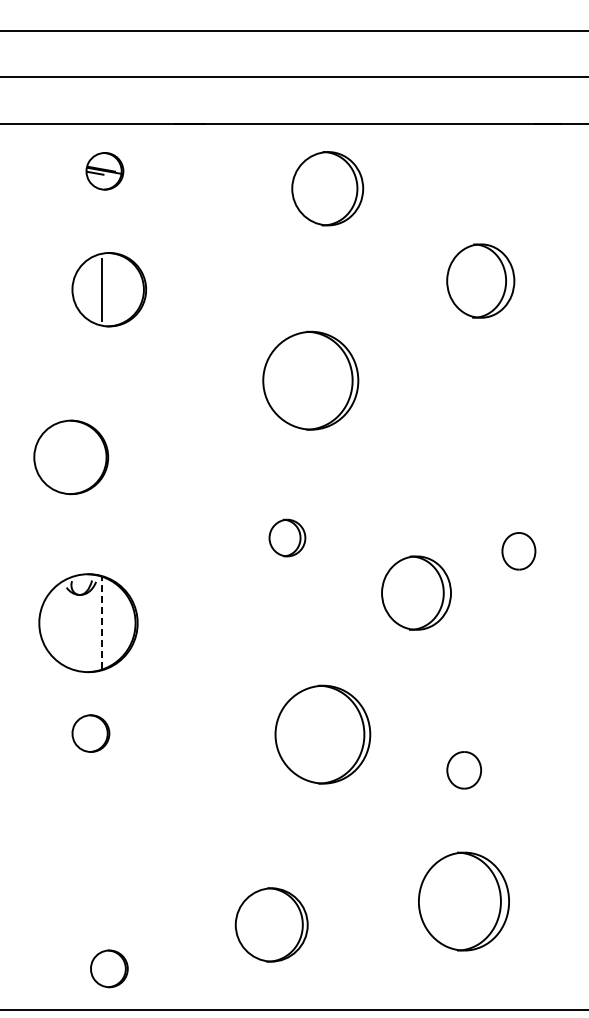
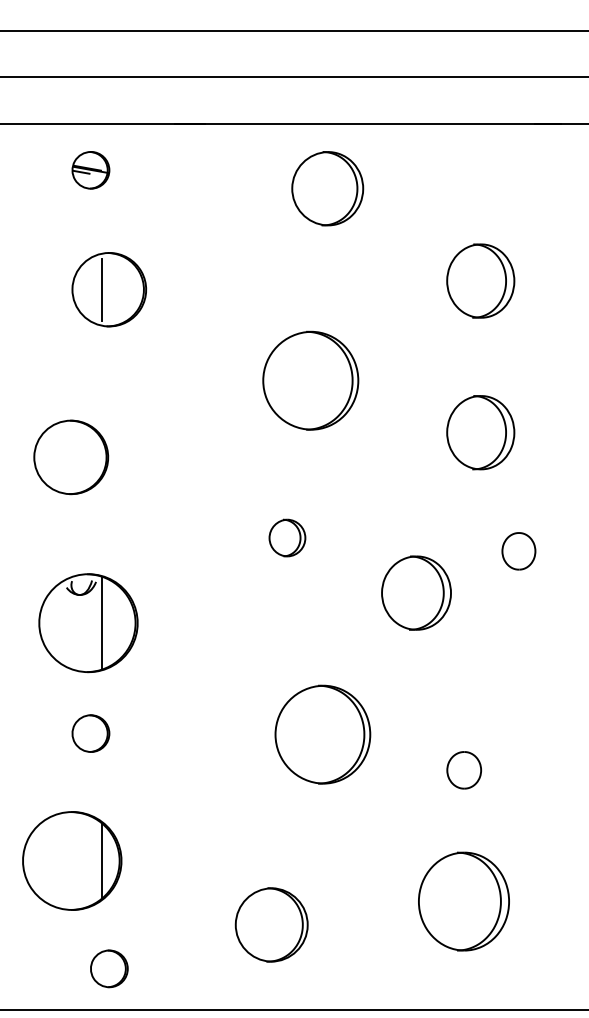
part position: (104, 171) -> (90, 170) (90, 170)
part: none -> present (480, 432)
line: dashed -> solid (102, 623)
part: none -> present (72, 860)
